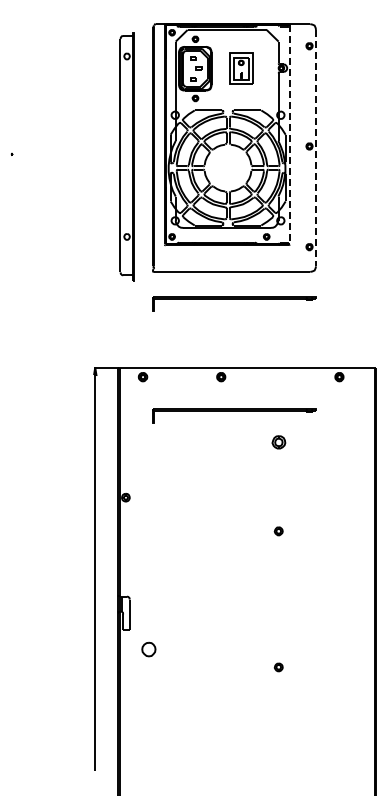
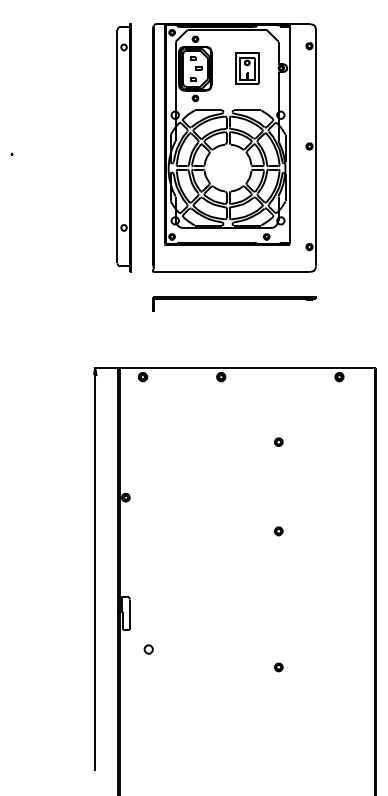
part position: (241, 68) -> (247, 68) (247, 68)
line: dashed -> solid (290, 134)
line: dashed -> solid (316, 148)
part position: (126, 156) -> (123, 147) (123, 147)
part: present -> none (234, 415)
part size: 16x15 px -> 11x10 px (278, 441)
part size: 16x17 px -> 11x11 px (148, 649)
